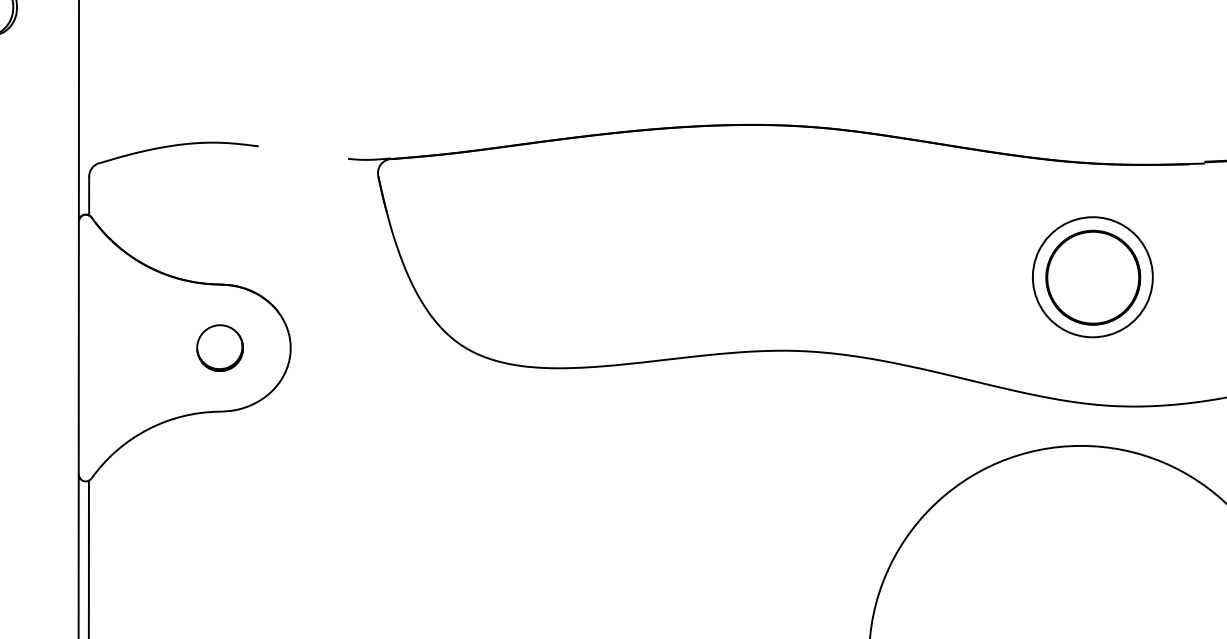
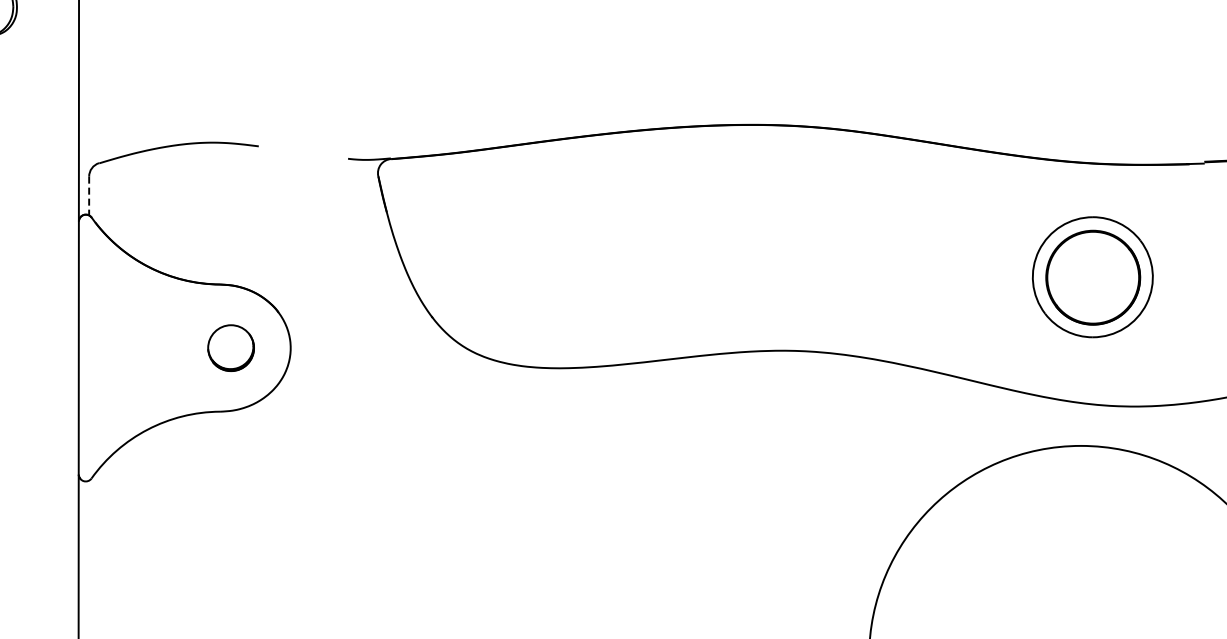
line: solid -> dashed (89, 196)
part position: (219, 347) -> (230, 347) (230, 347)
line: present -> none (88, 557)
